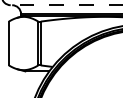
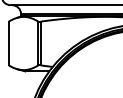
line: dashed -> solid (66, 5)
